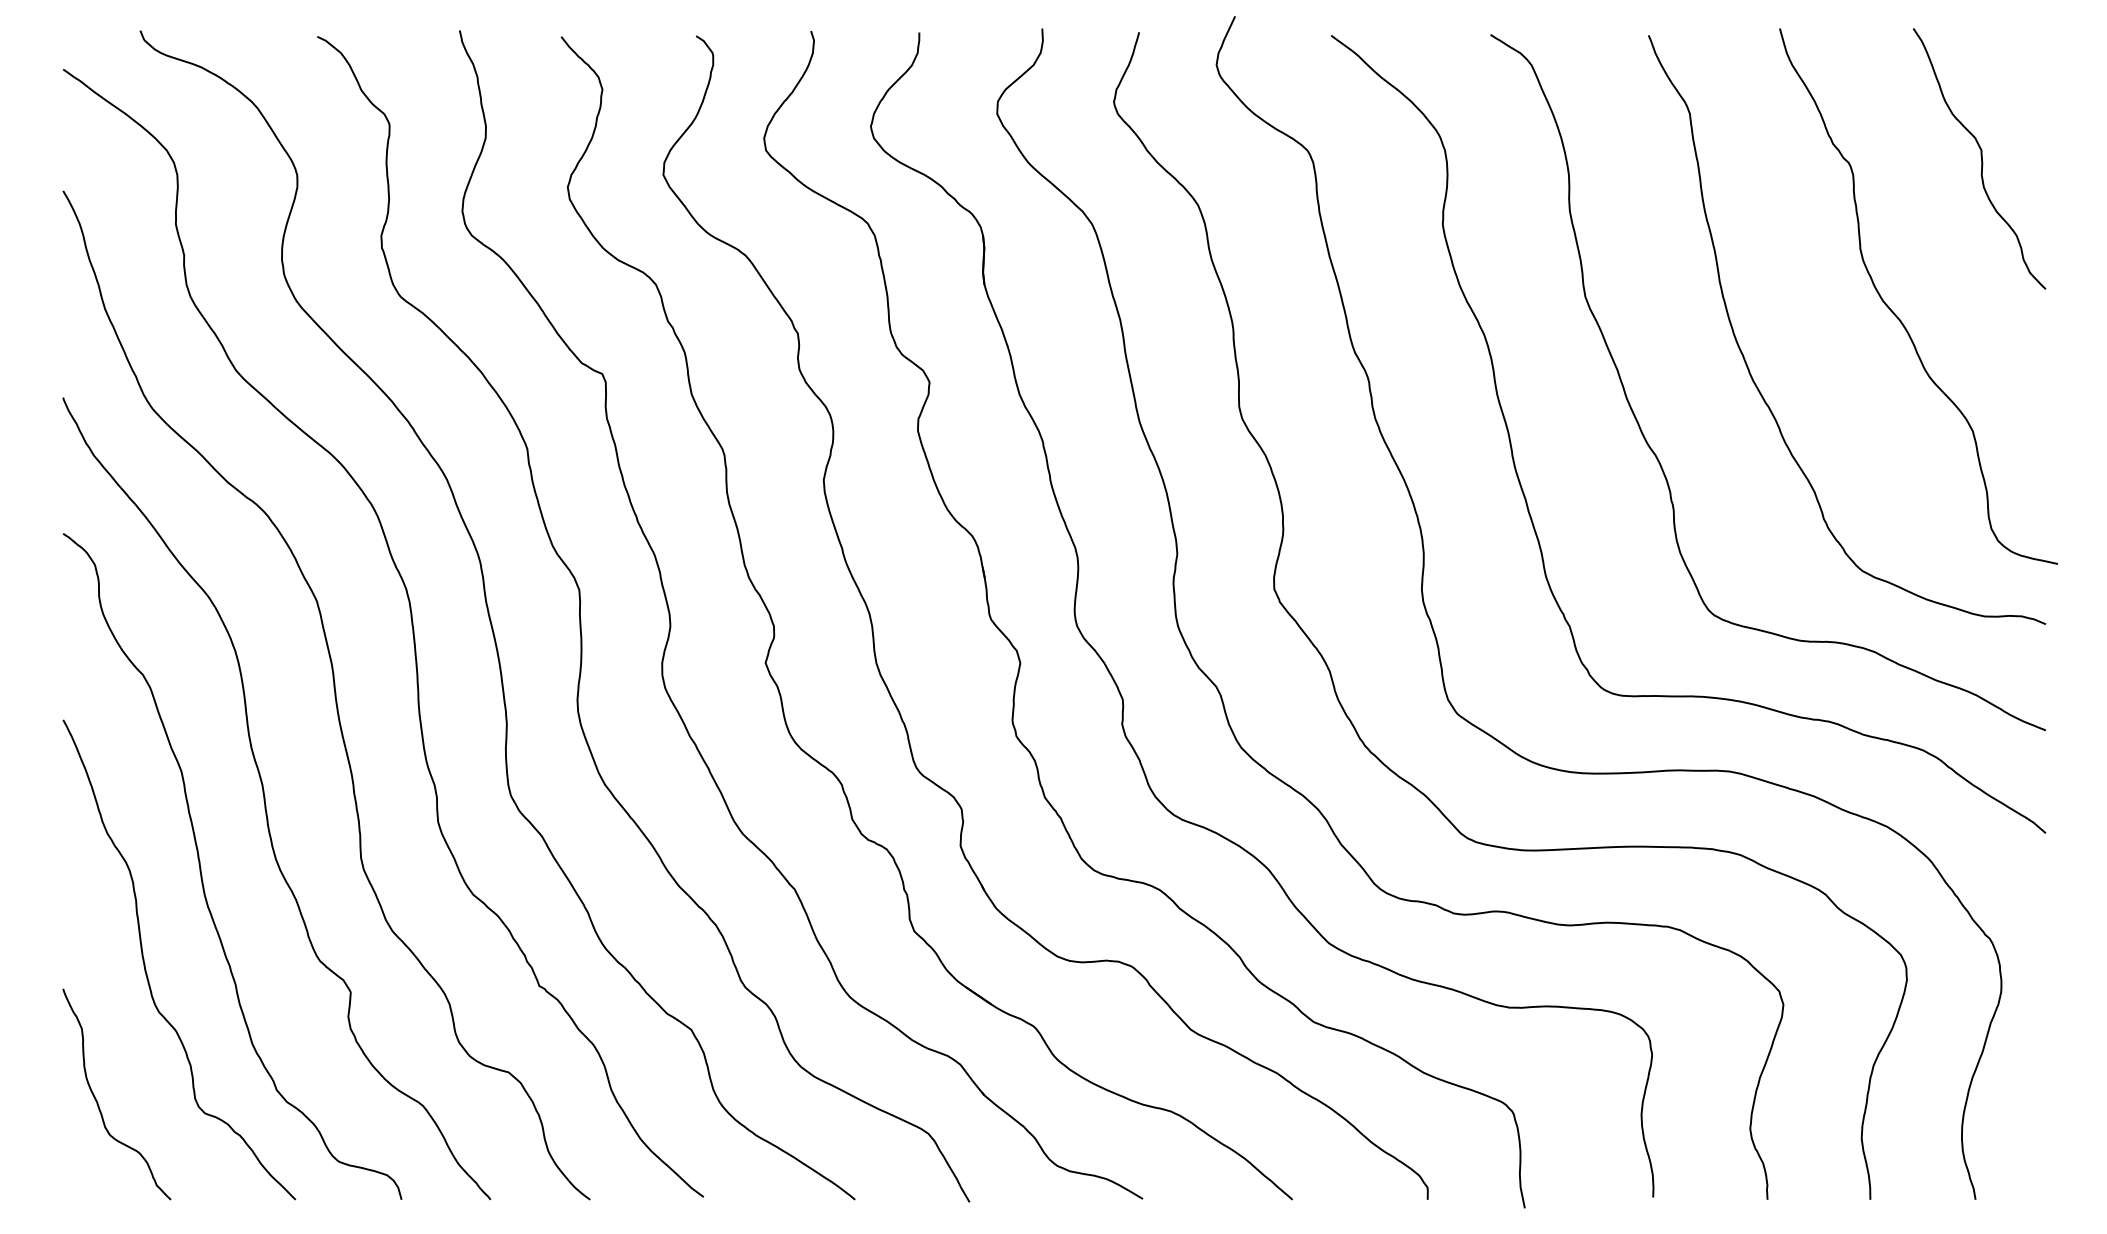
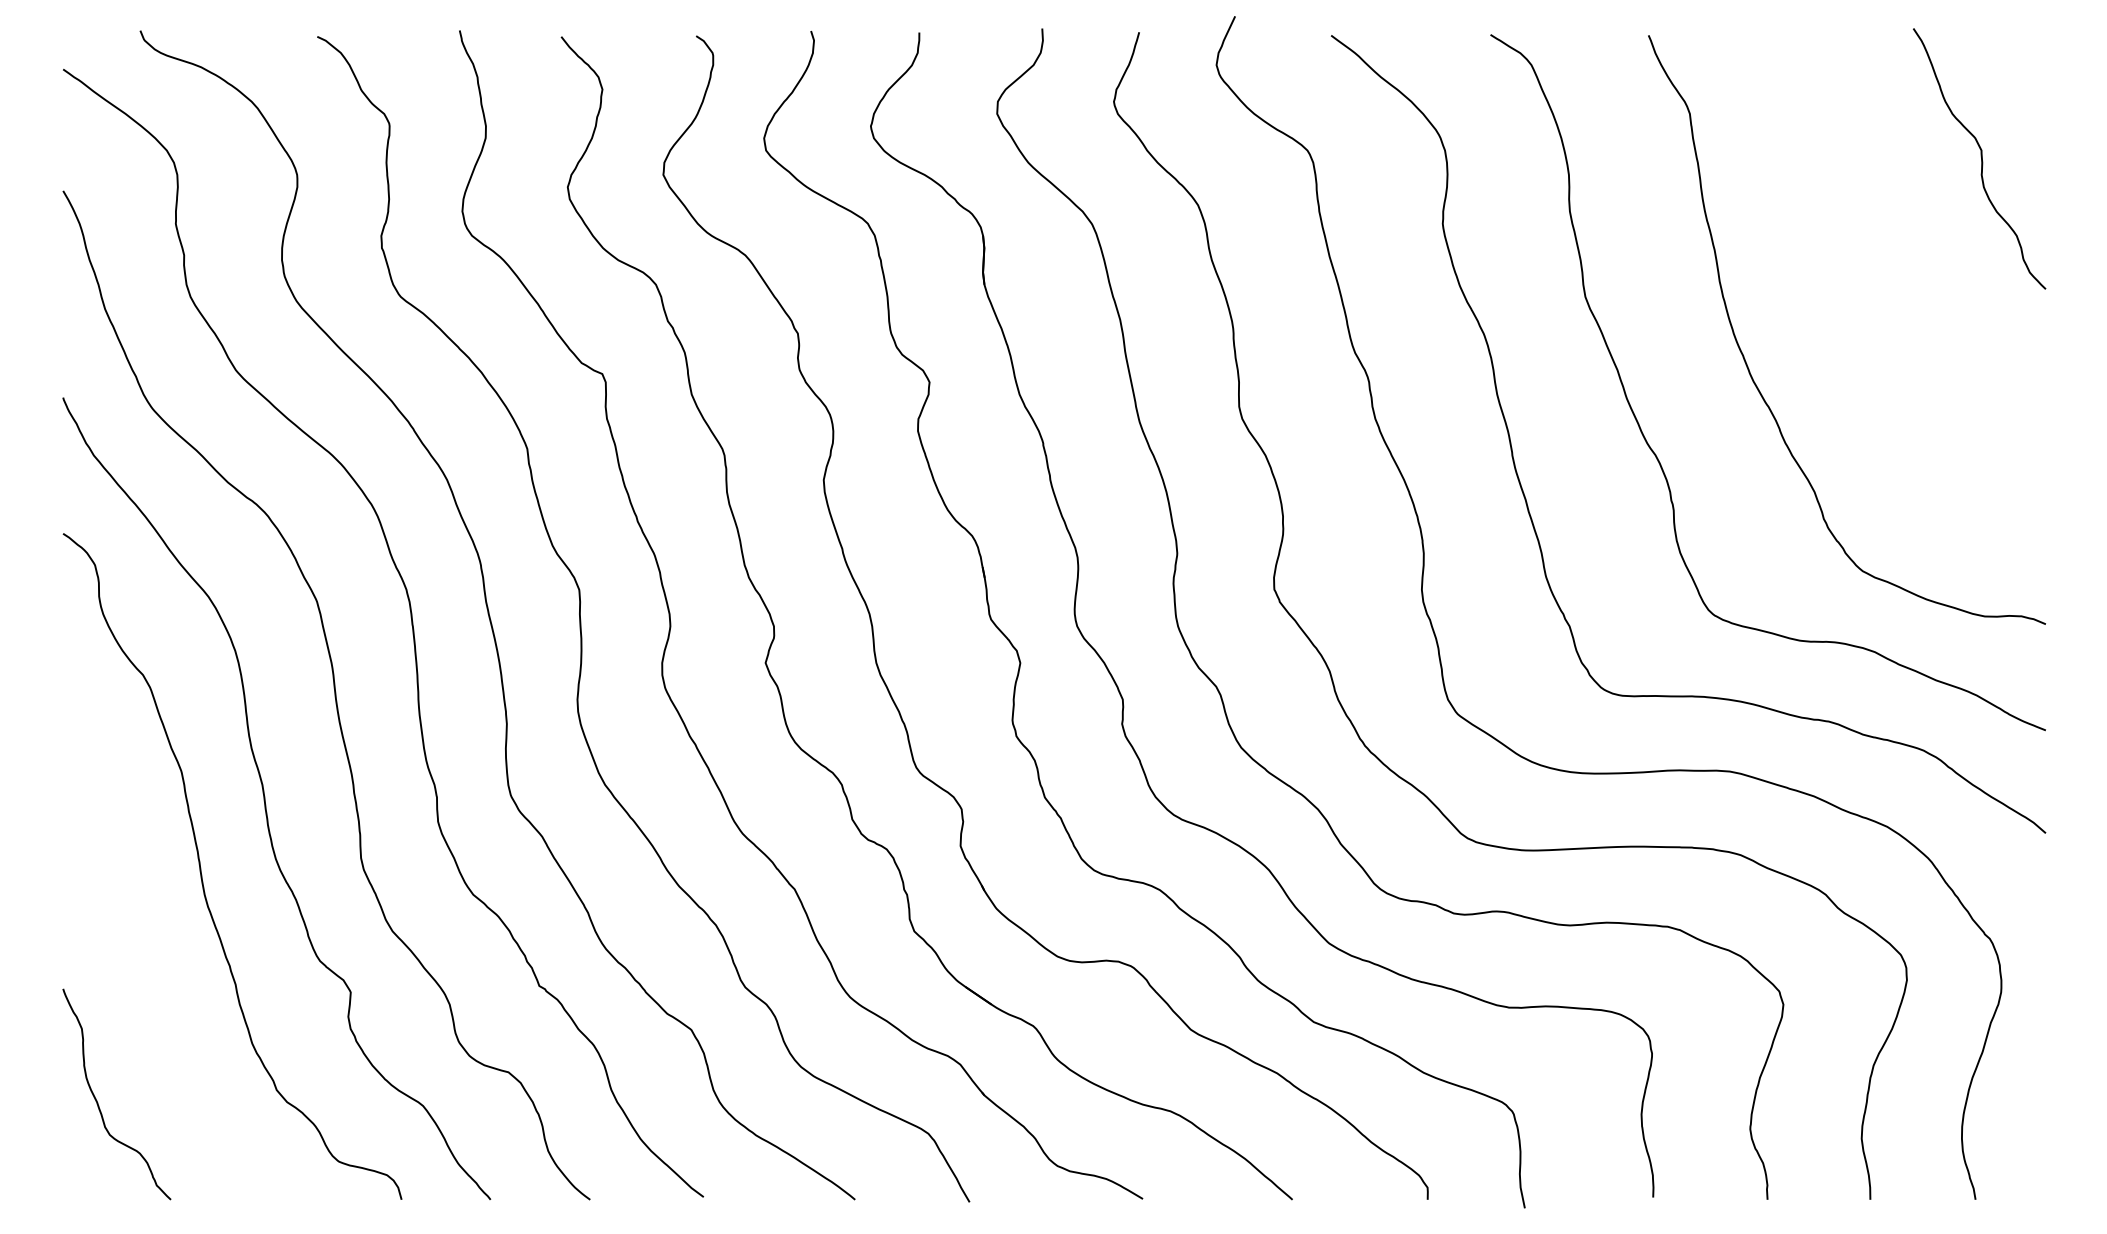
curve: present -> none (1896, 314)
curve: present -> none (145, 963)
